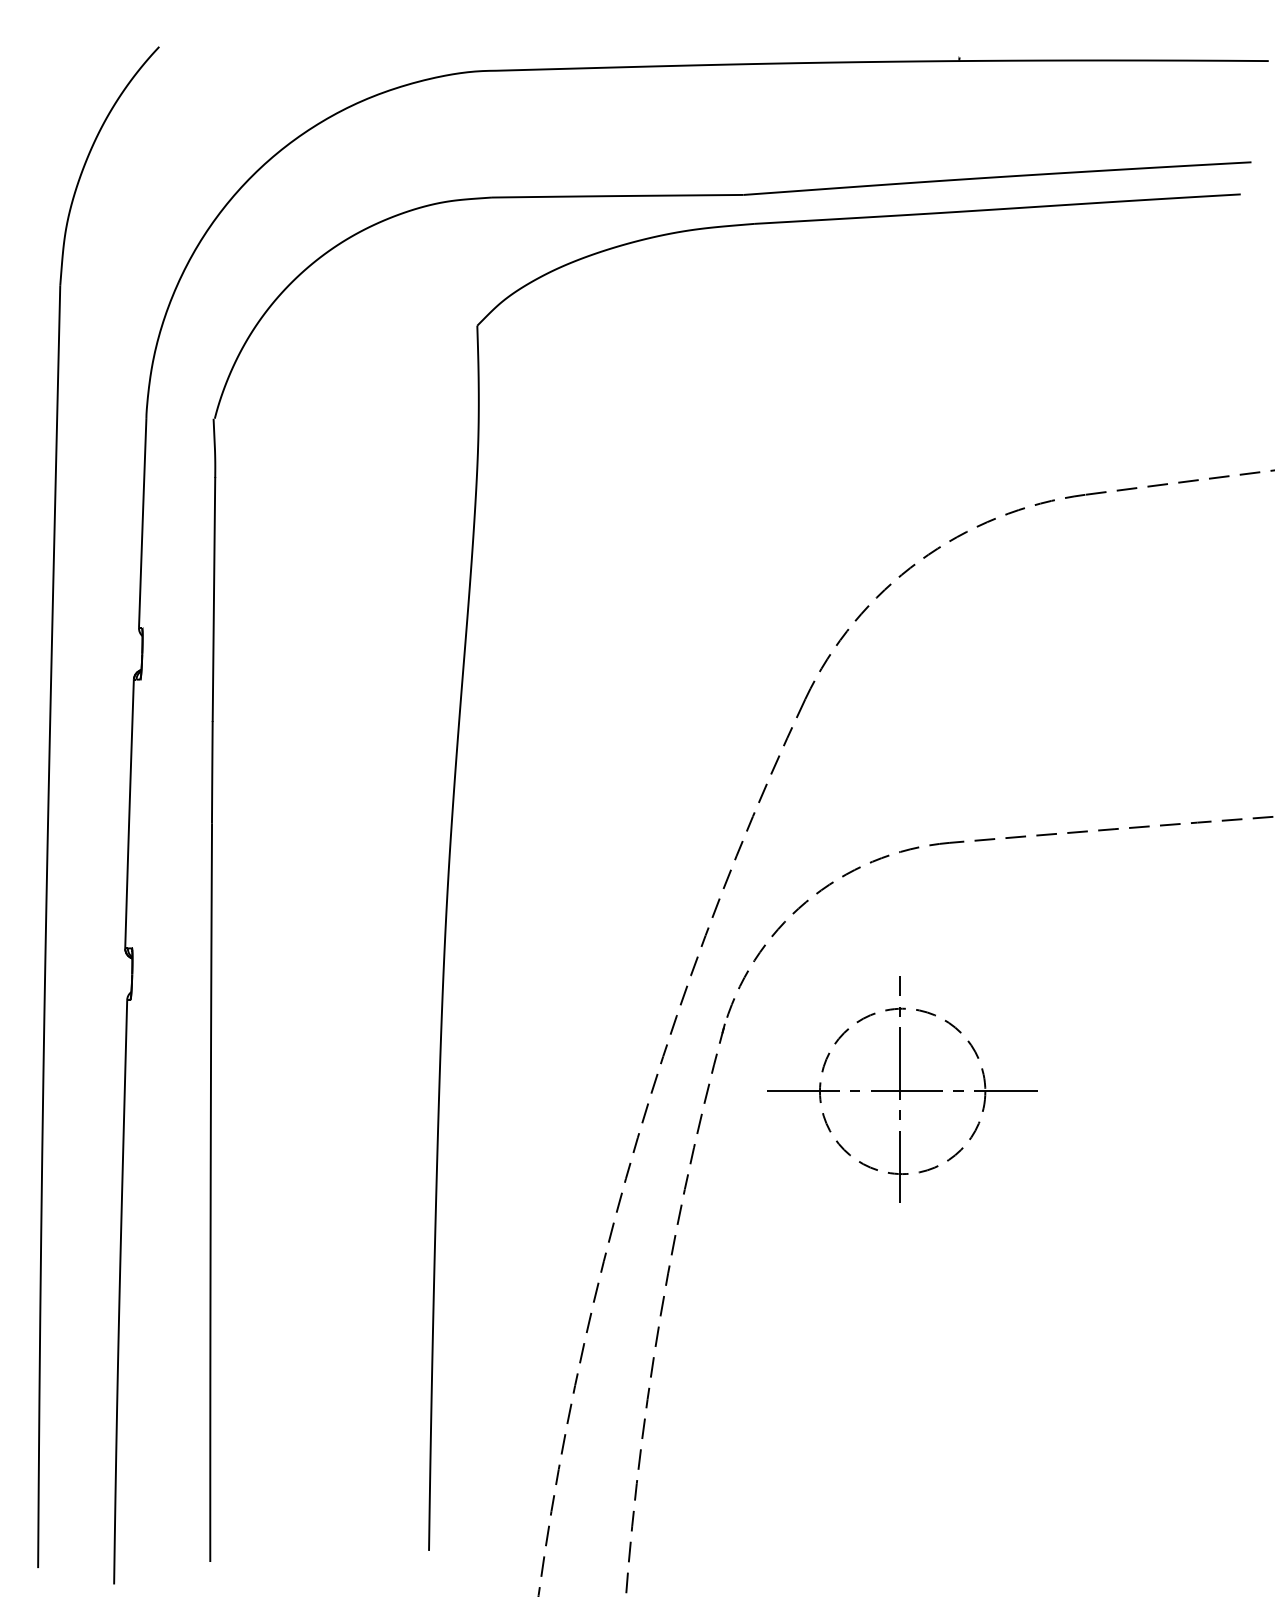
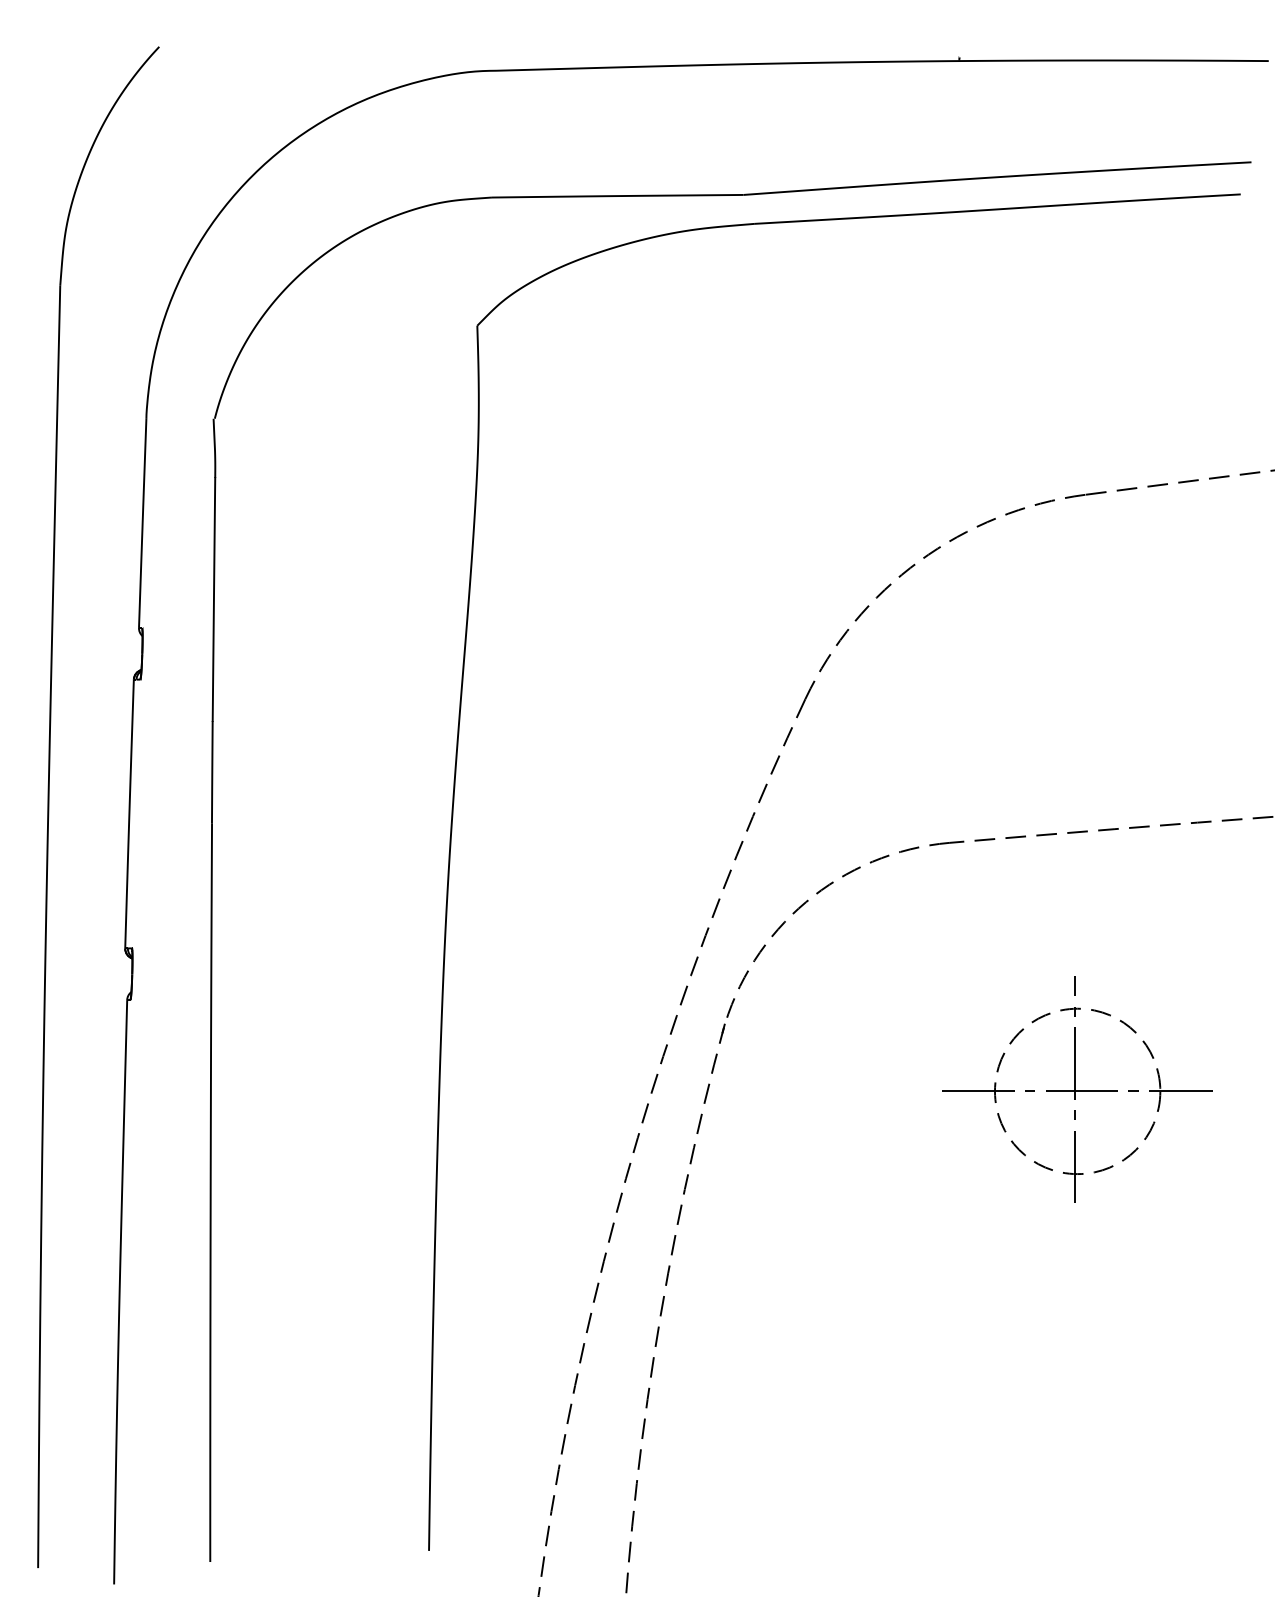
part position: (902, 1089) -> (1077, 1089) (1077, 1089)
